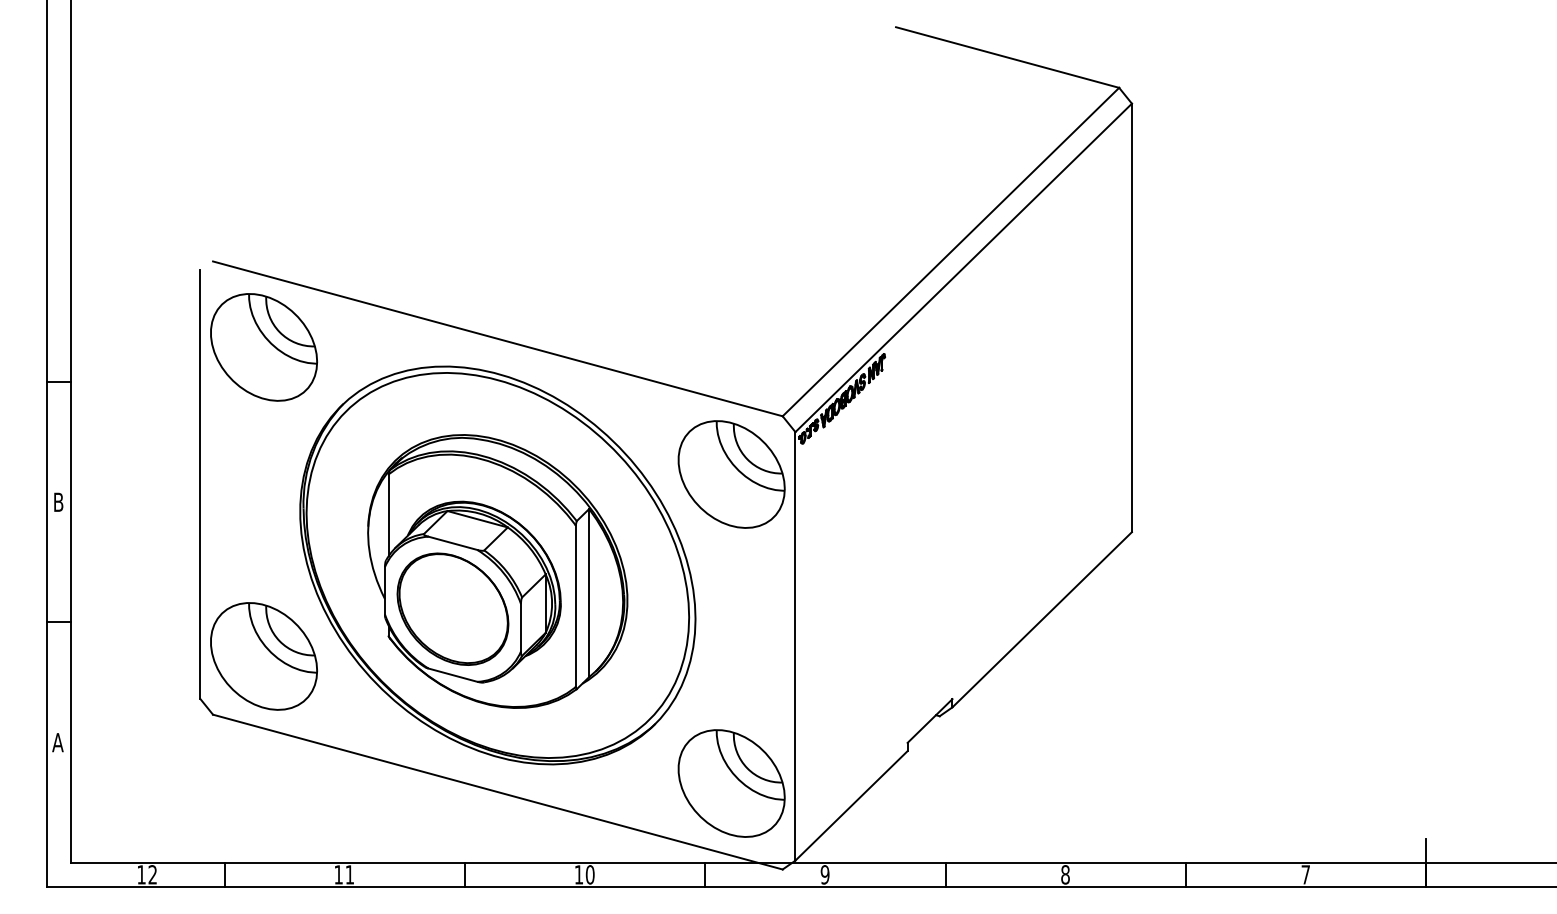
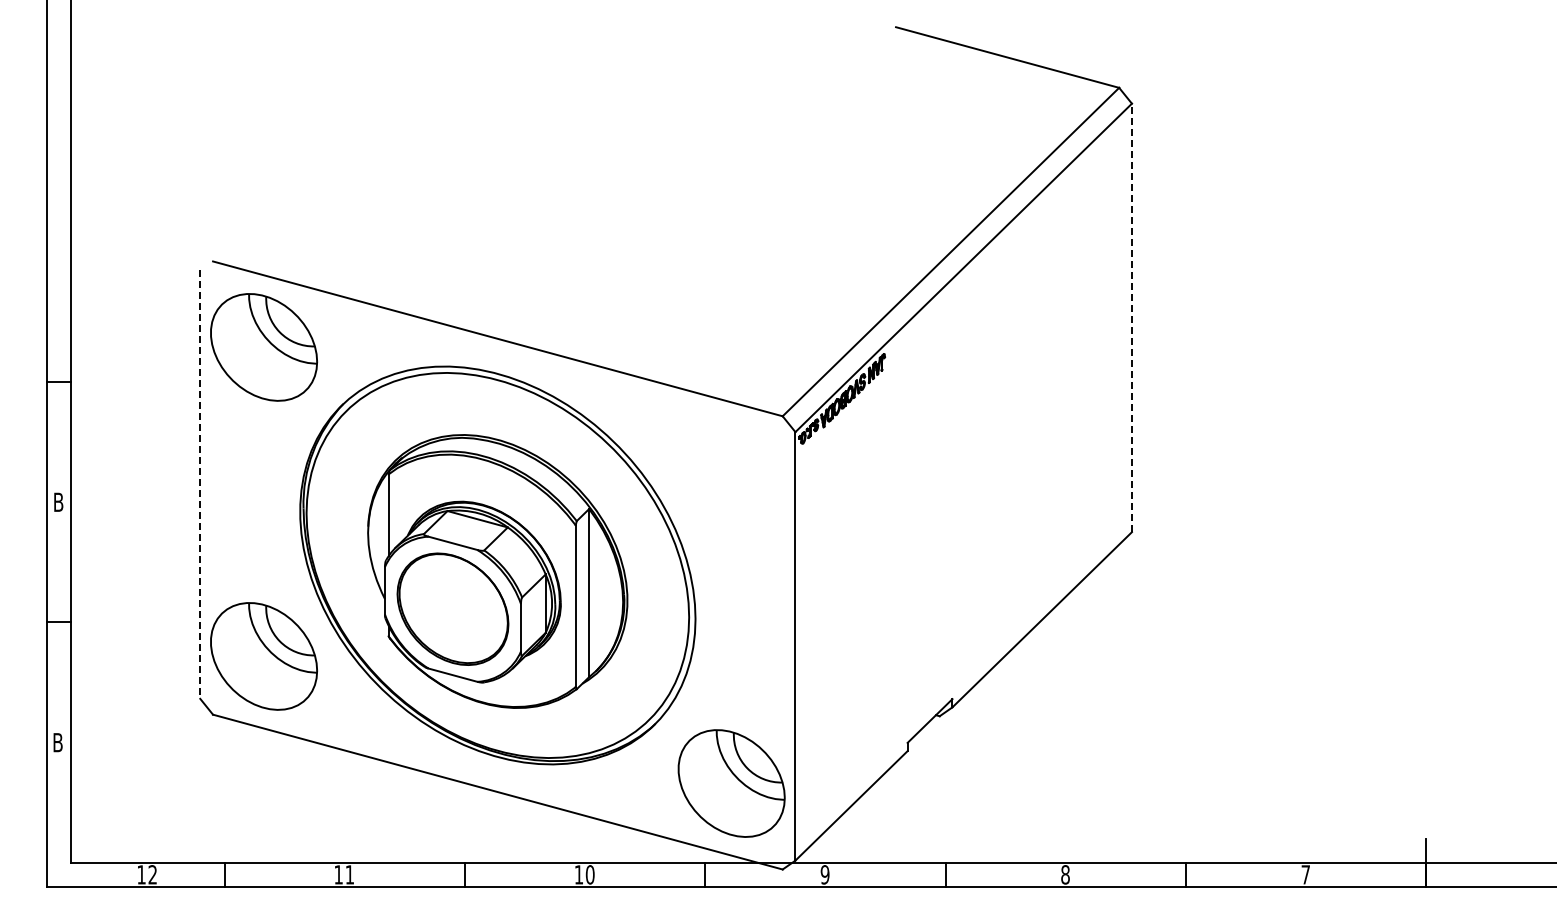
line: solid -> dashed (1131, 317)
part: present -> none (731, 474)
line: solid -> dashed (200, 485)
text: A -> B (57, 742)
